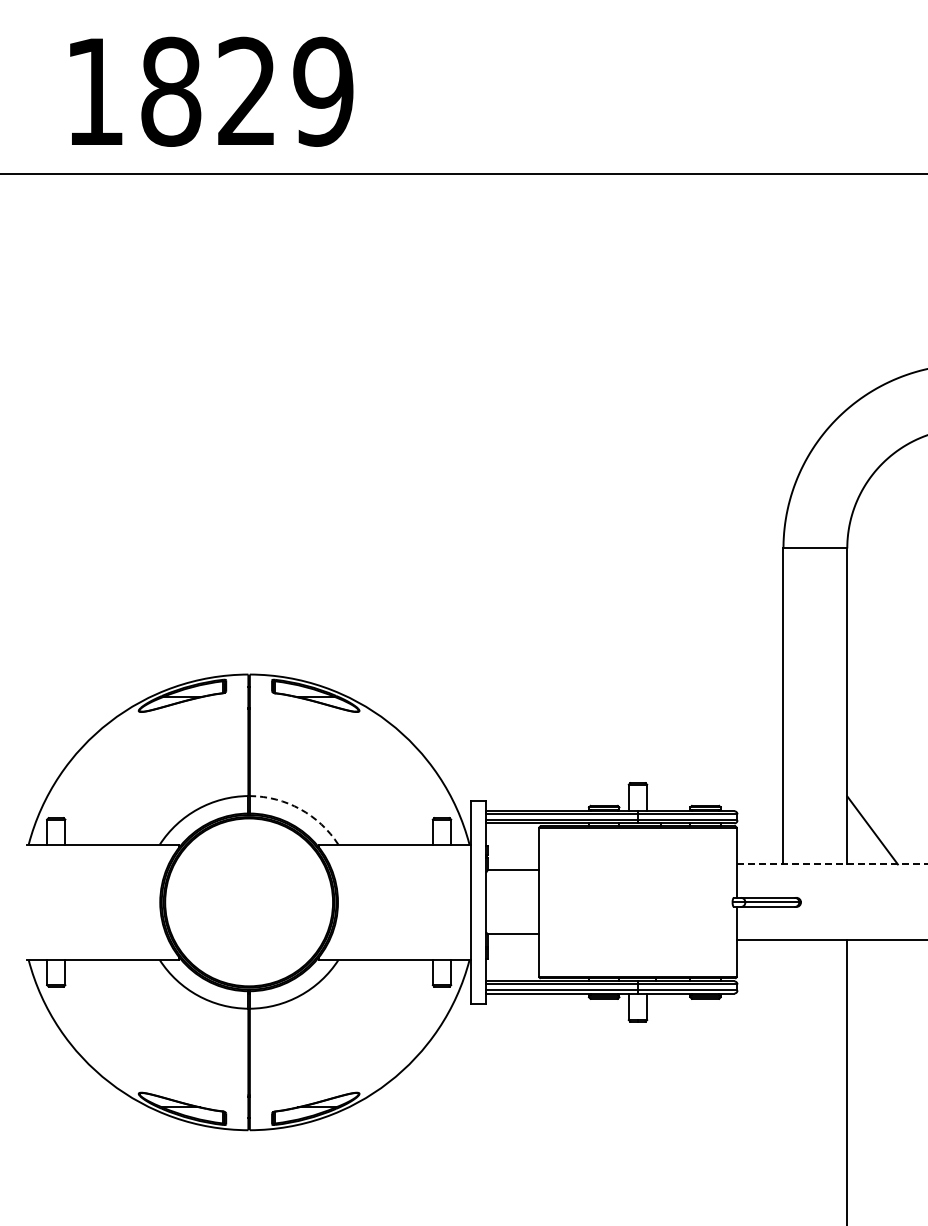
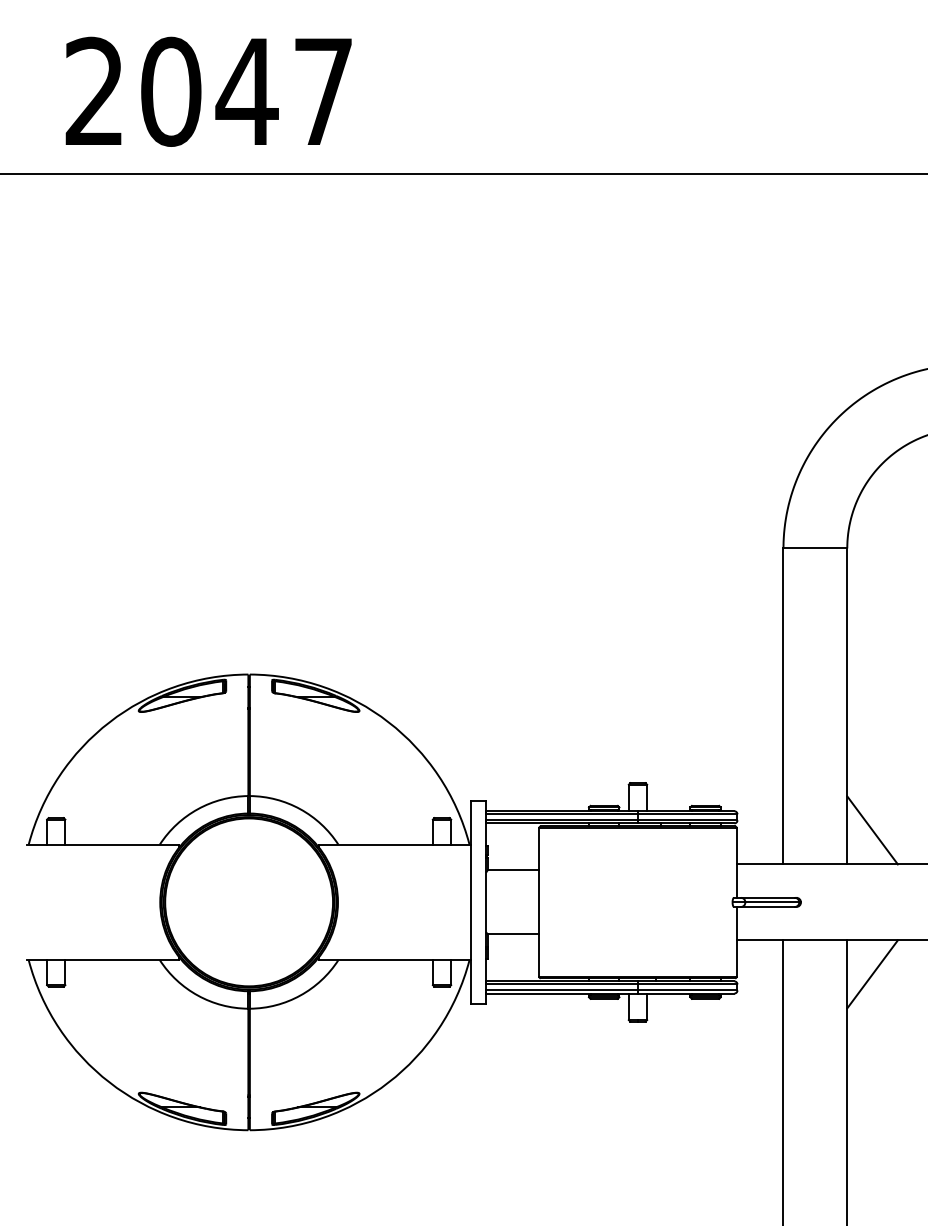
text: 1829 -> 2047 (209, 91)
arc: dashed -> solid (300, 809)
line: dashed -> solid (832, 864)
line: none -> present (872, 974)
line: none -> present (783, 1081)
